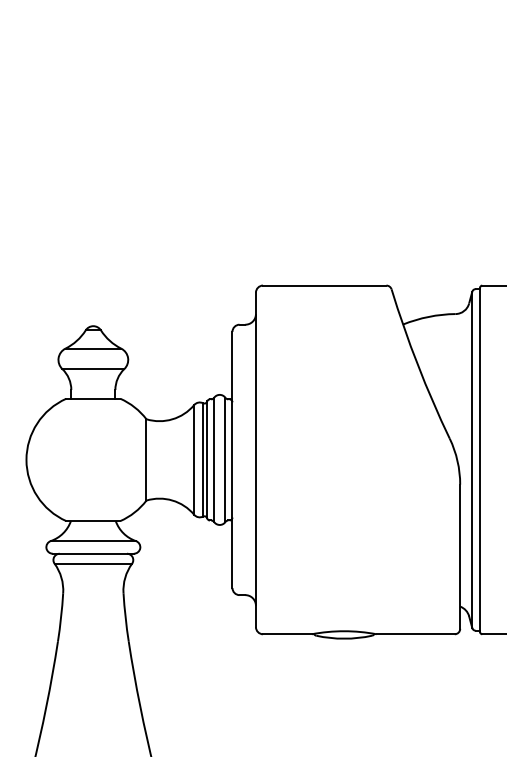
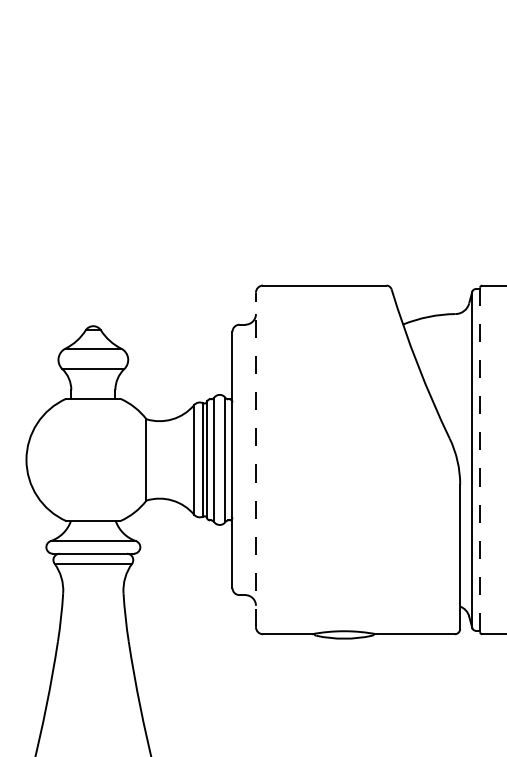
line: solid -> dashed (255, 459)
line: solid -> dashed (480, 460)
